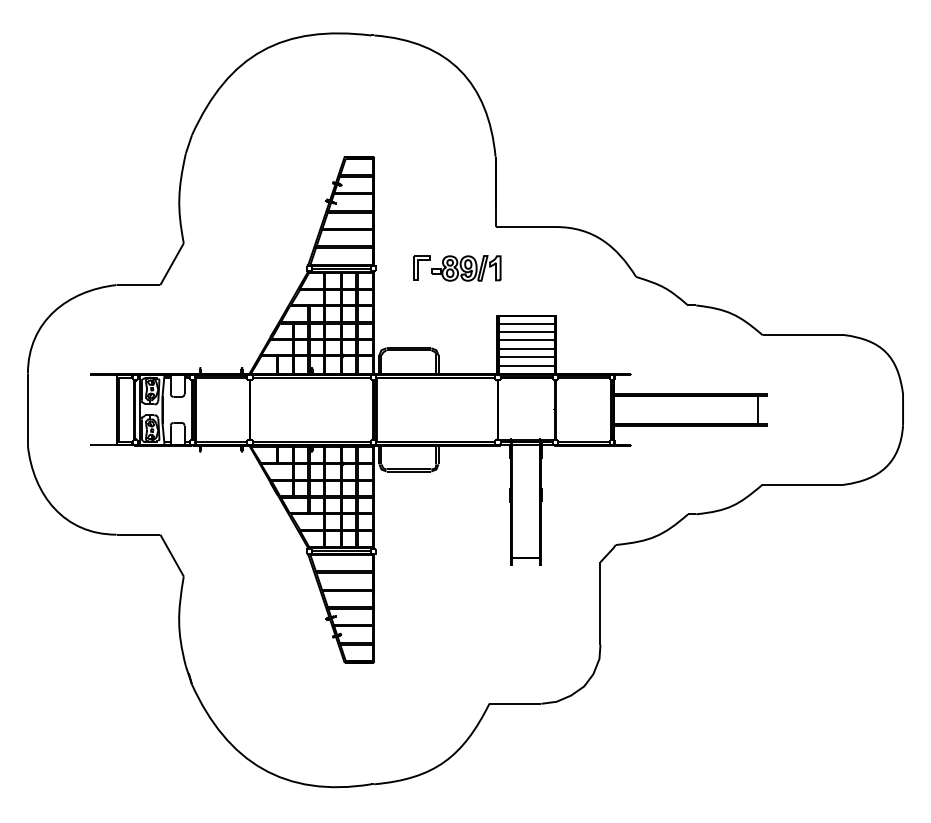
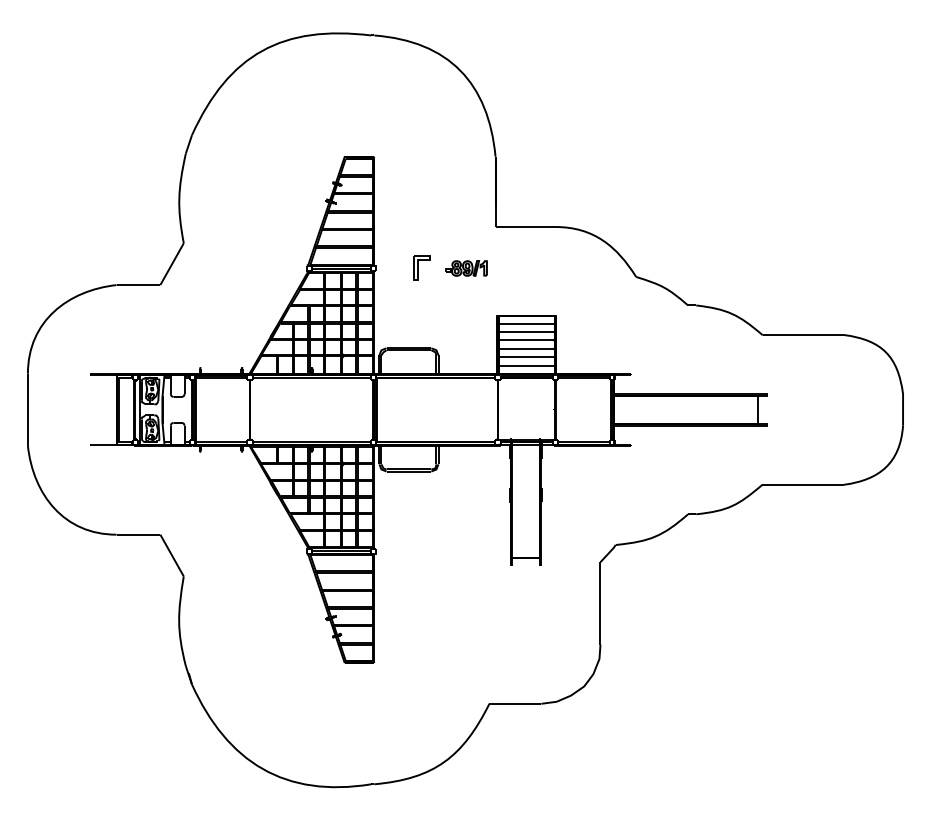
part size: 71x27 px -> 43x17 px (466, 268)
